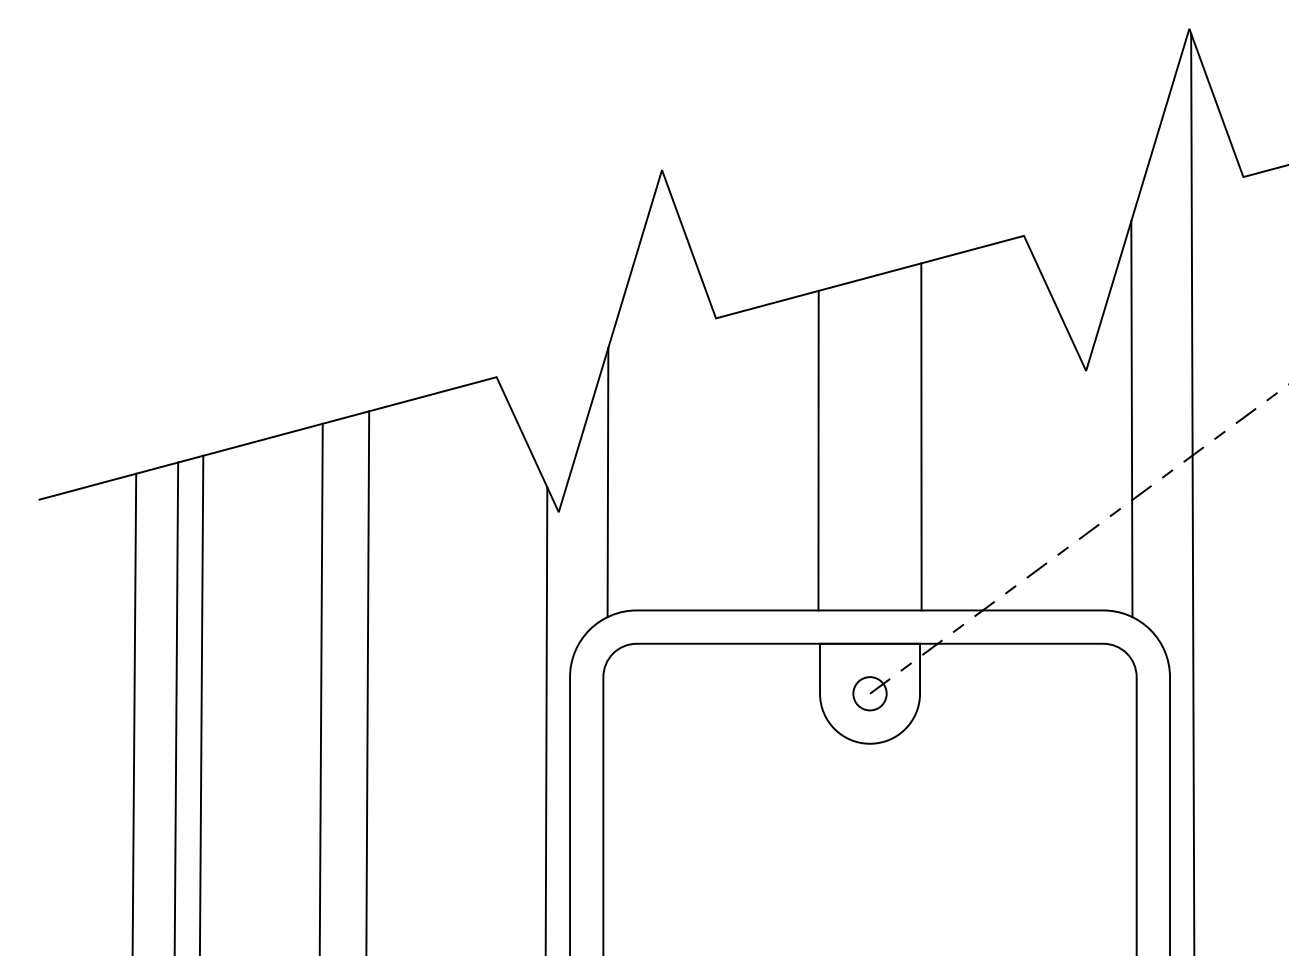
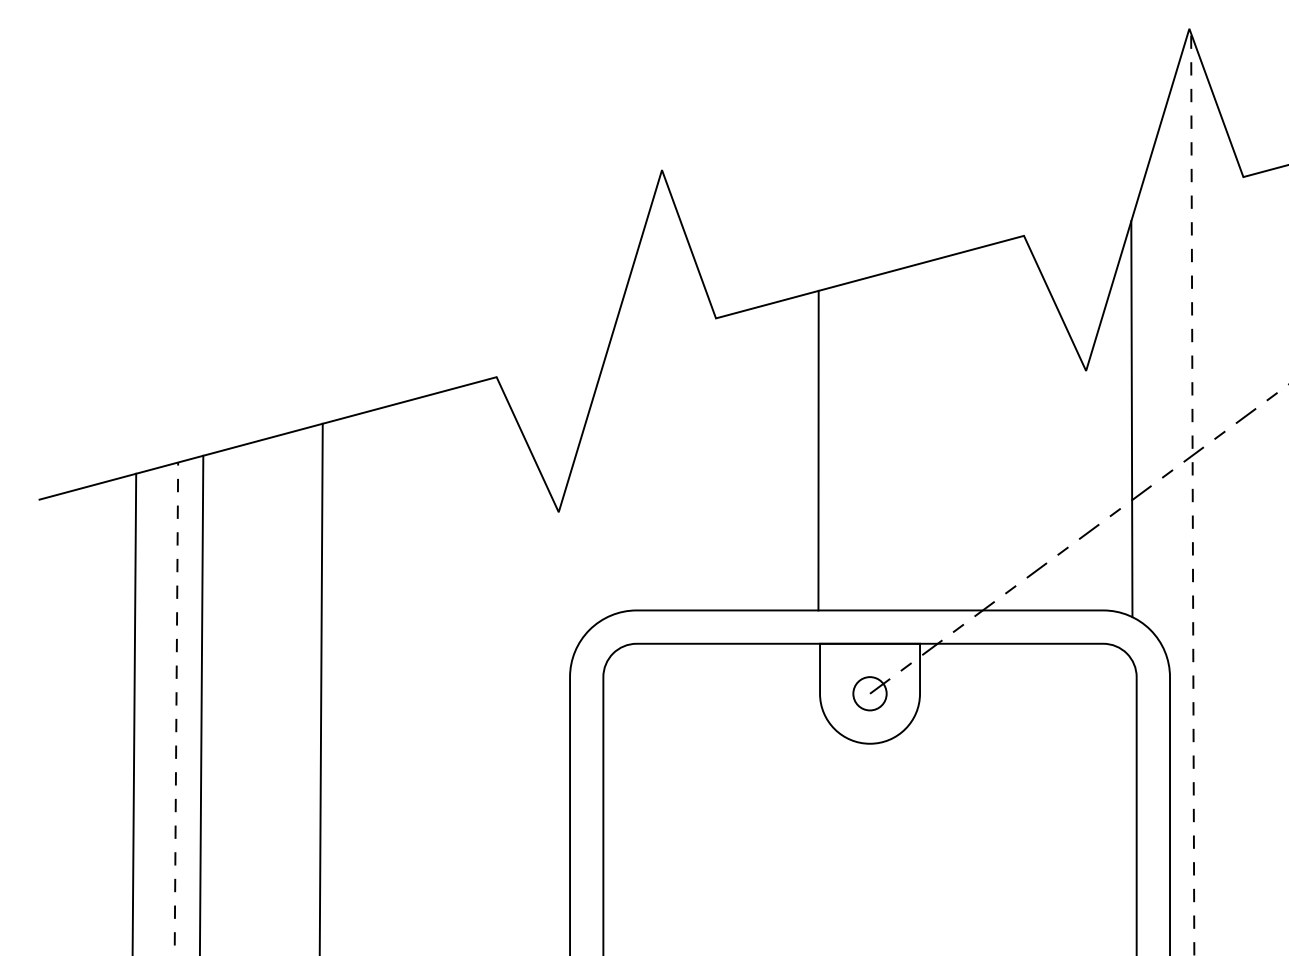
line: present -> none (921, 436)
line: present -> none (607, 482)
line: solid -> dashed (1192, 494)
line: present -> none (367, 681)
line: solid -> dashed (176, 708)
line: present -> none (546, 719)
